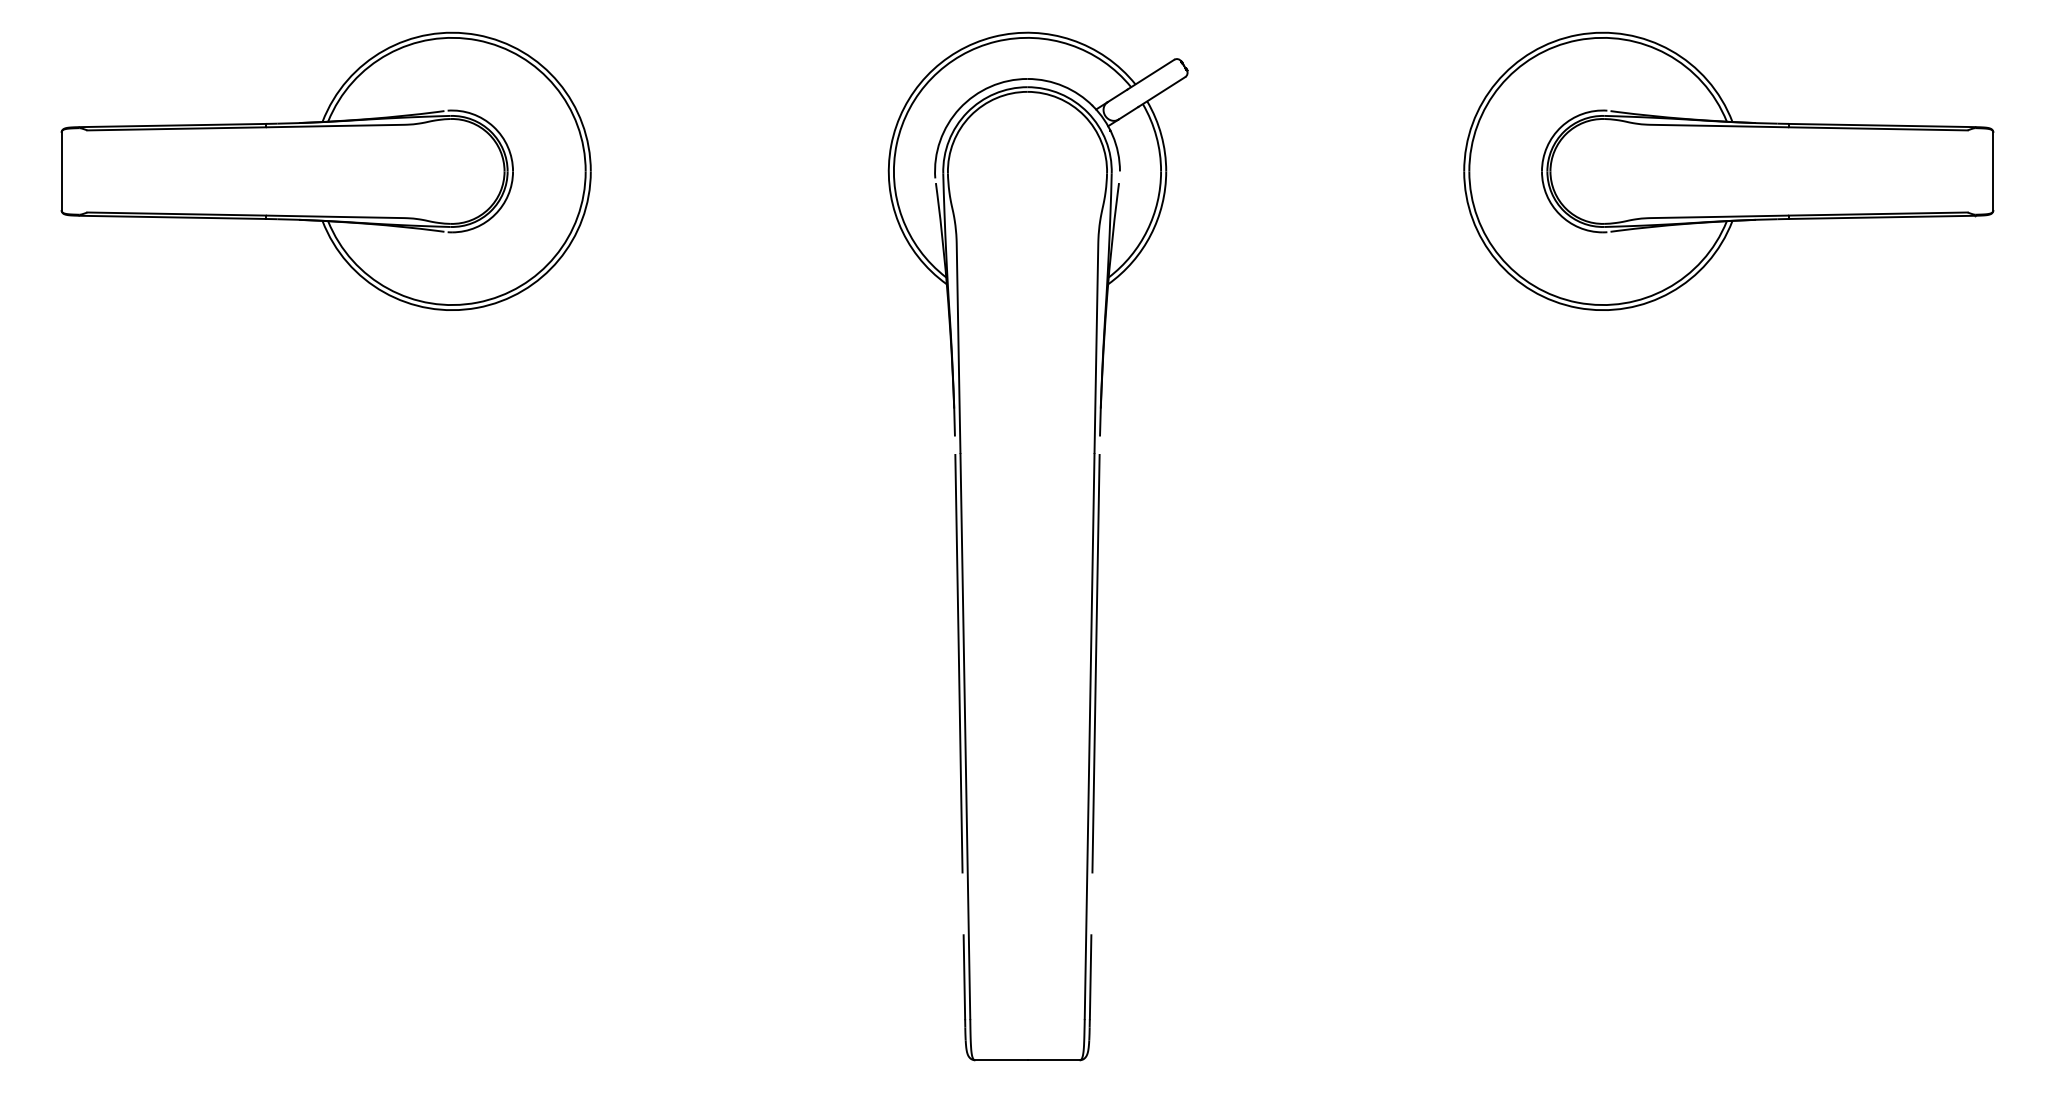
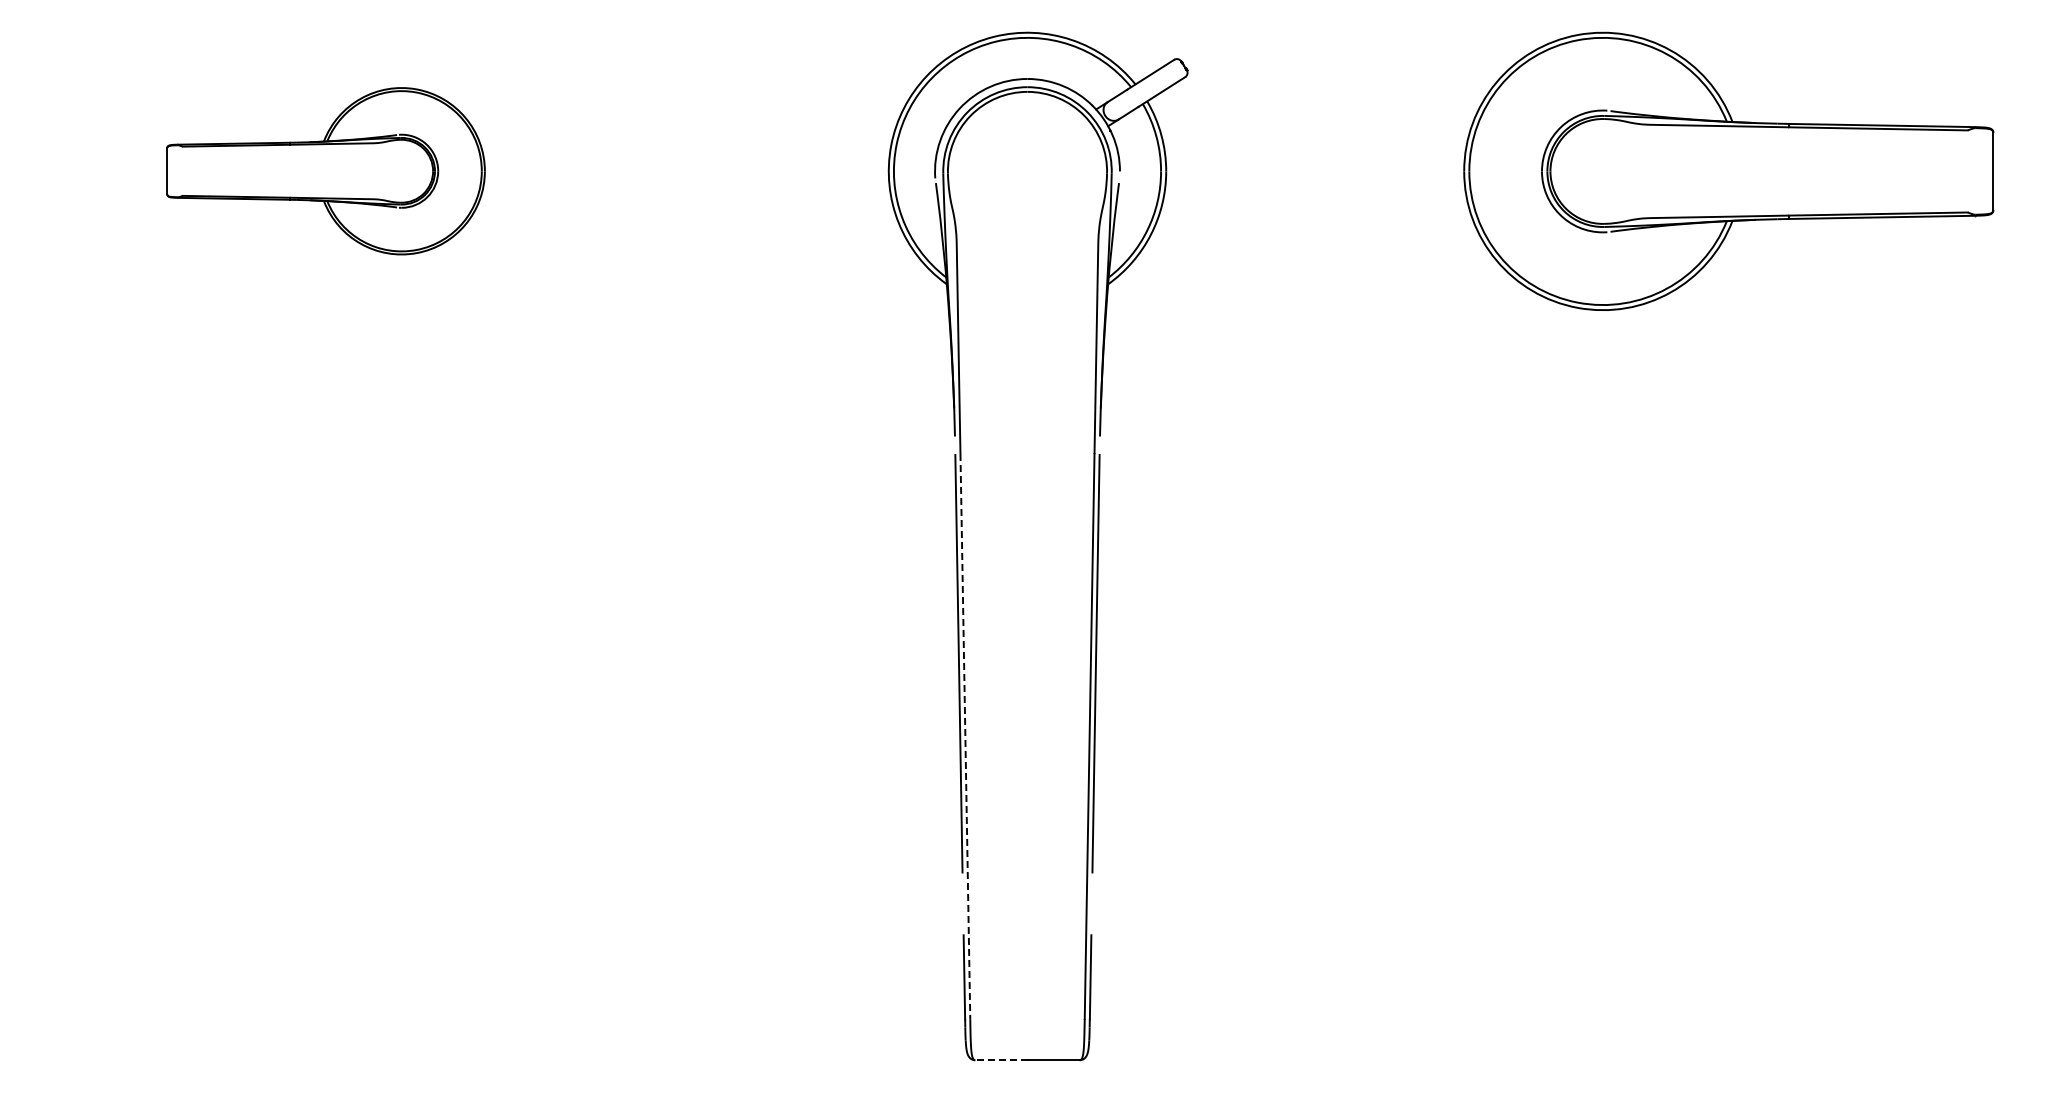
part size: 532x280 px -> 320x169 px (325, 171)
line: solid -> dashed (965, 736)
line: solid -> dashed (1000, 1060)
